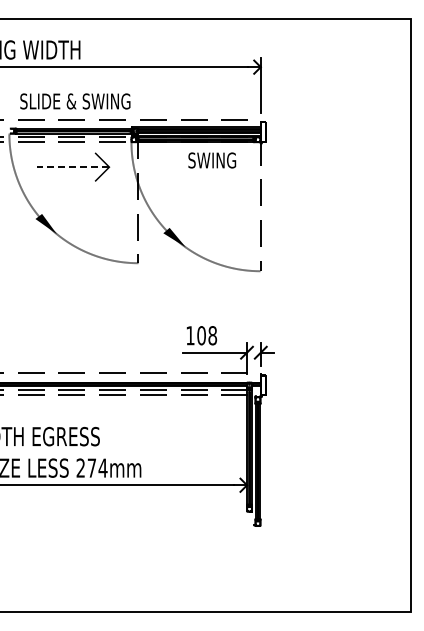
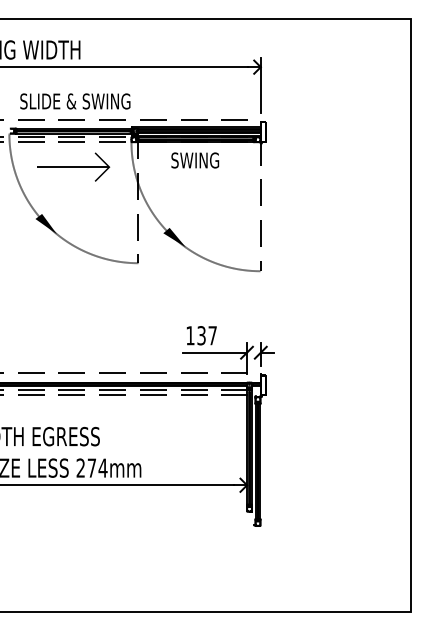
text position: (212, 160) -> (195, 160) (195, 160)
line: dashed -> solid (72, 167)
text: 108 -> 137 (207, 335)
